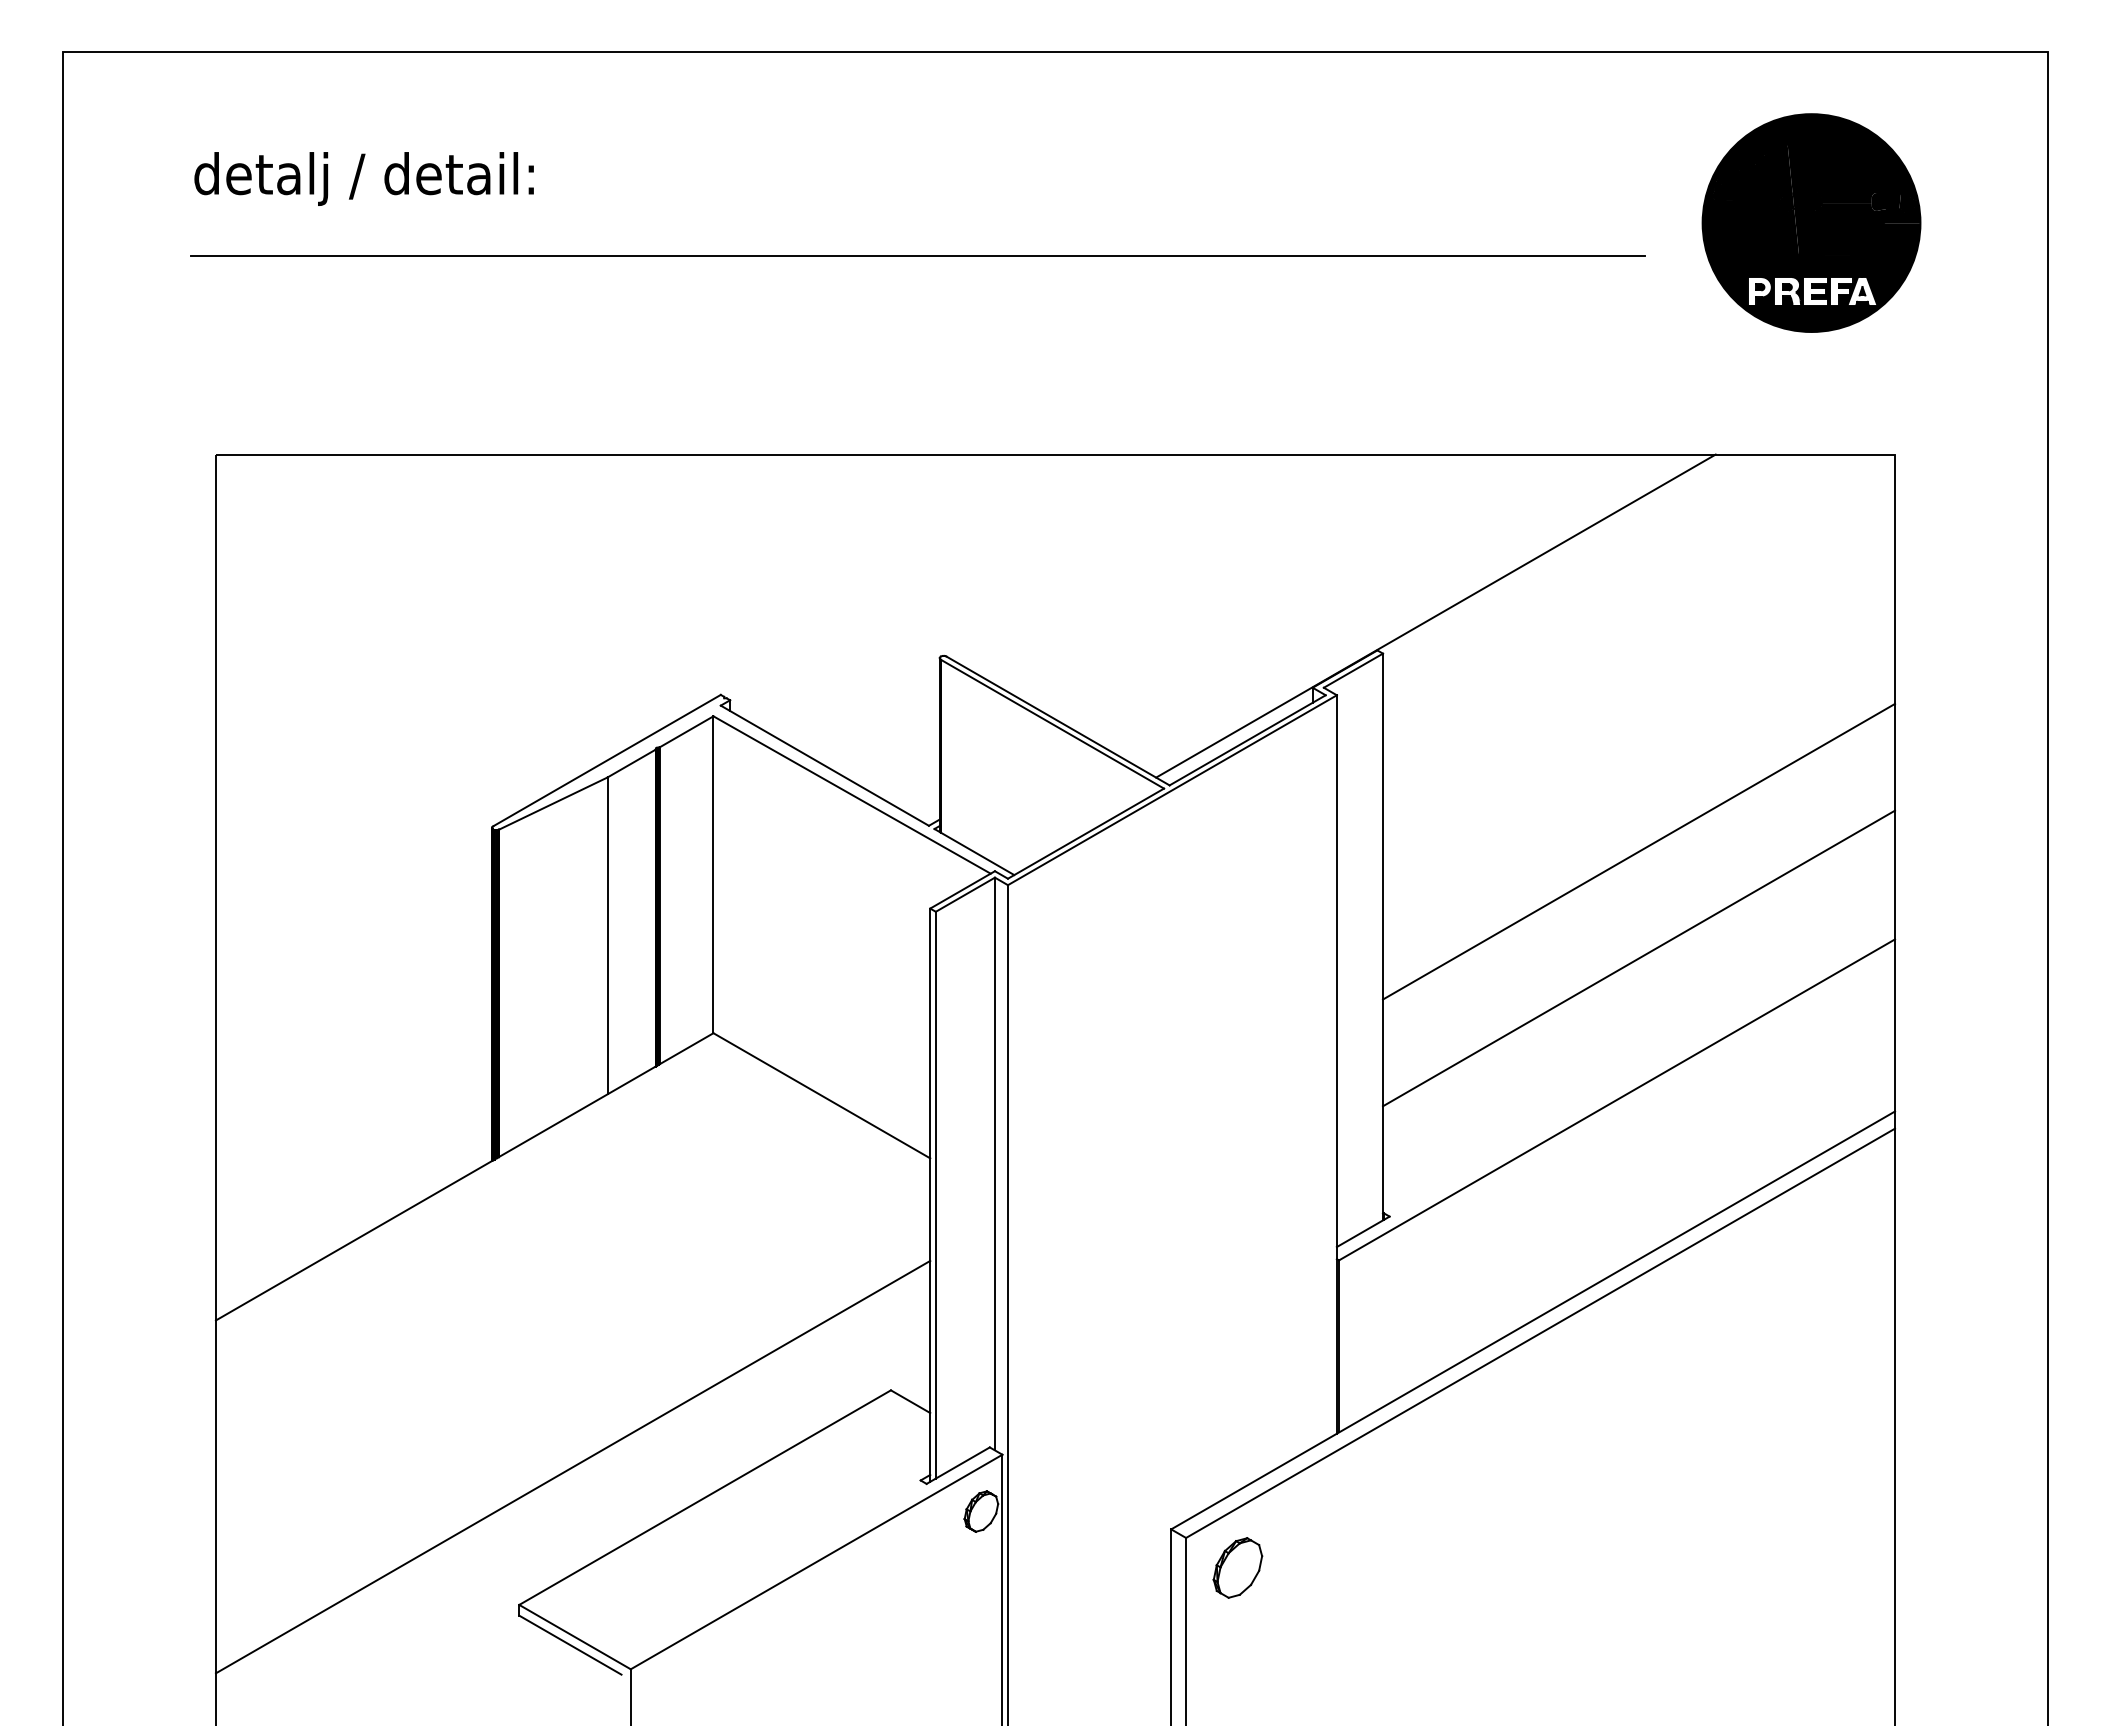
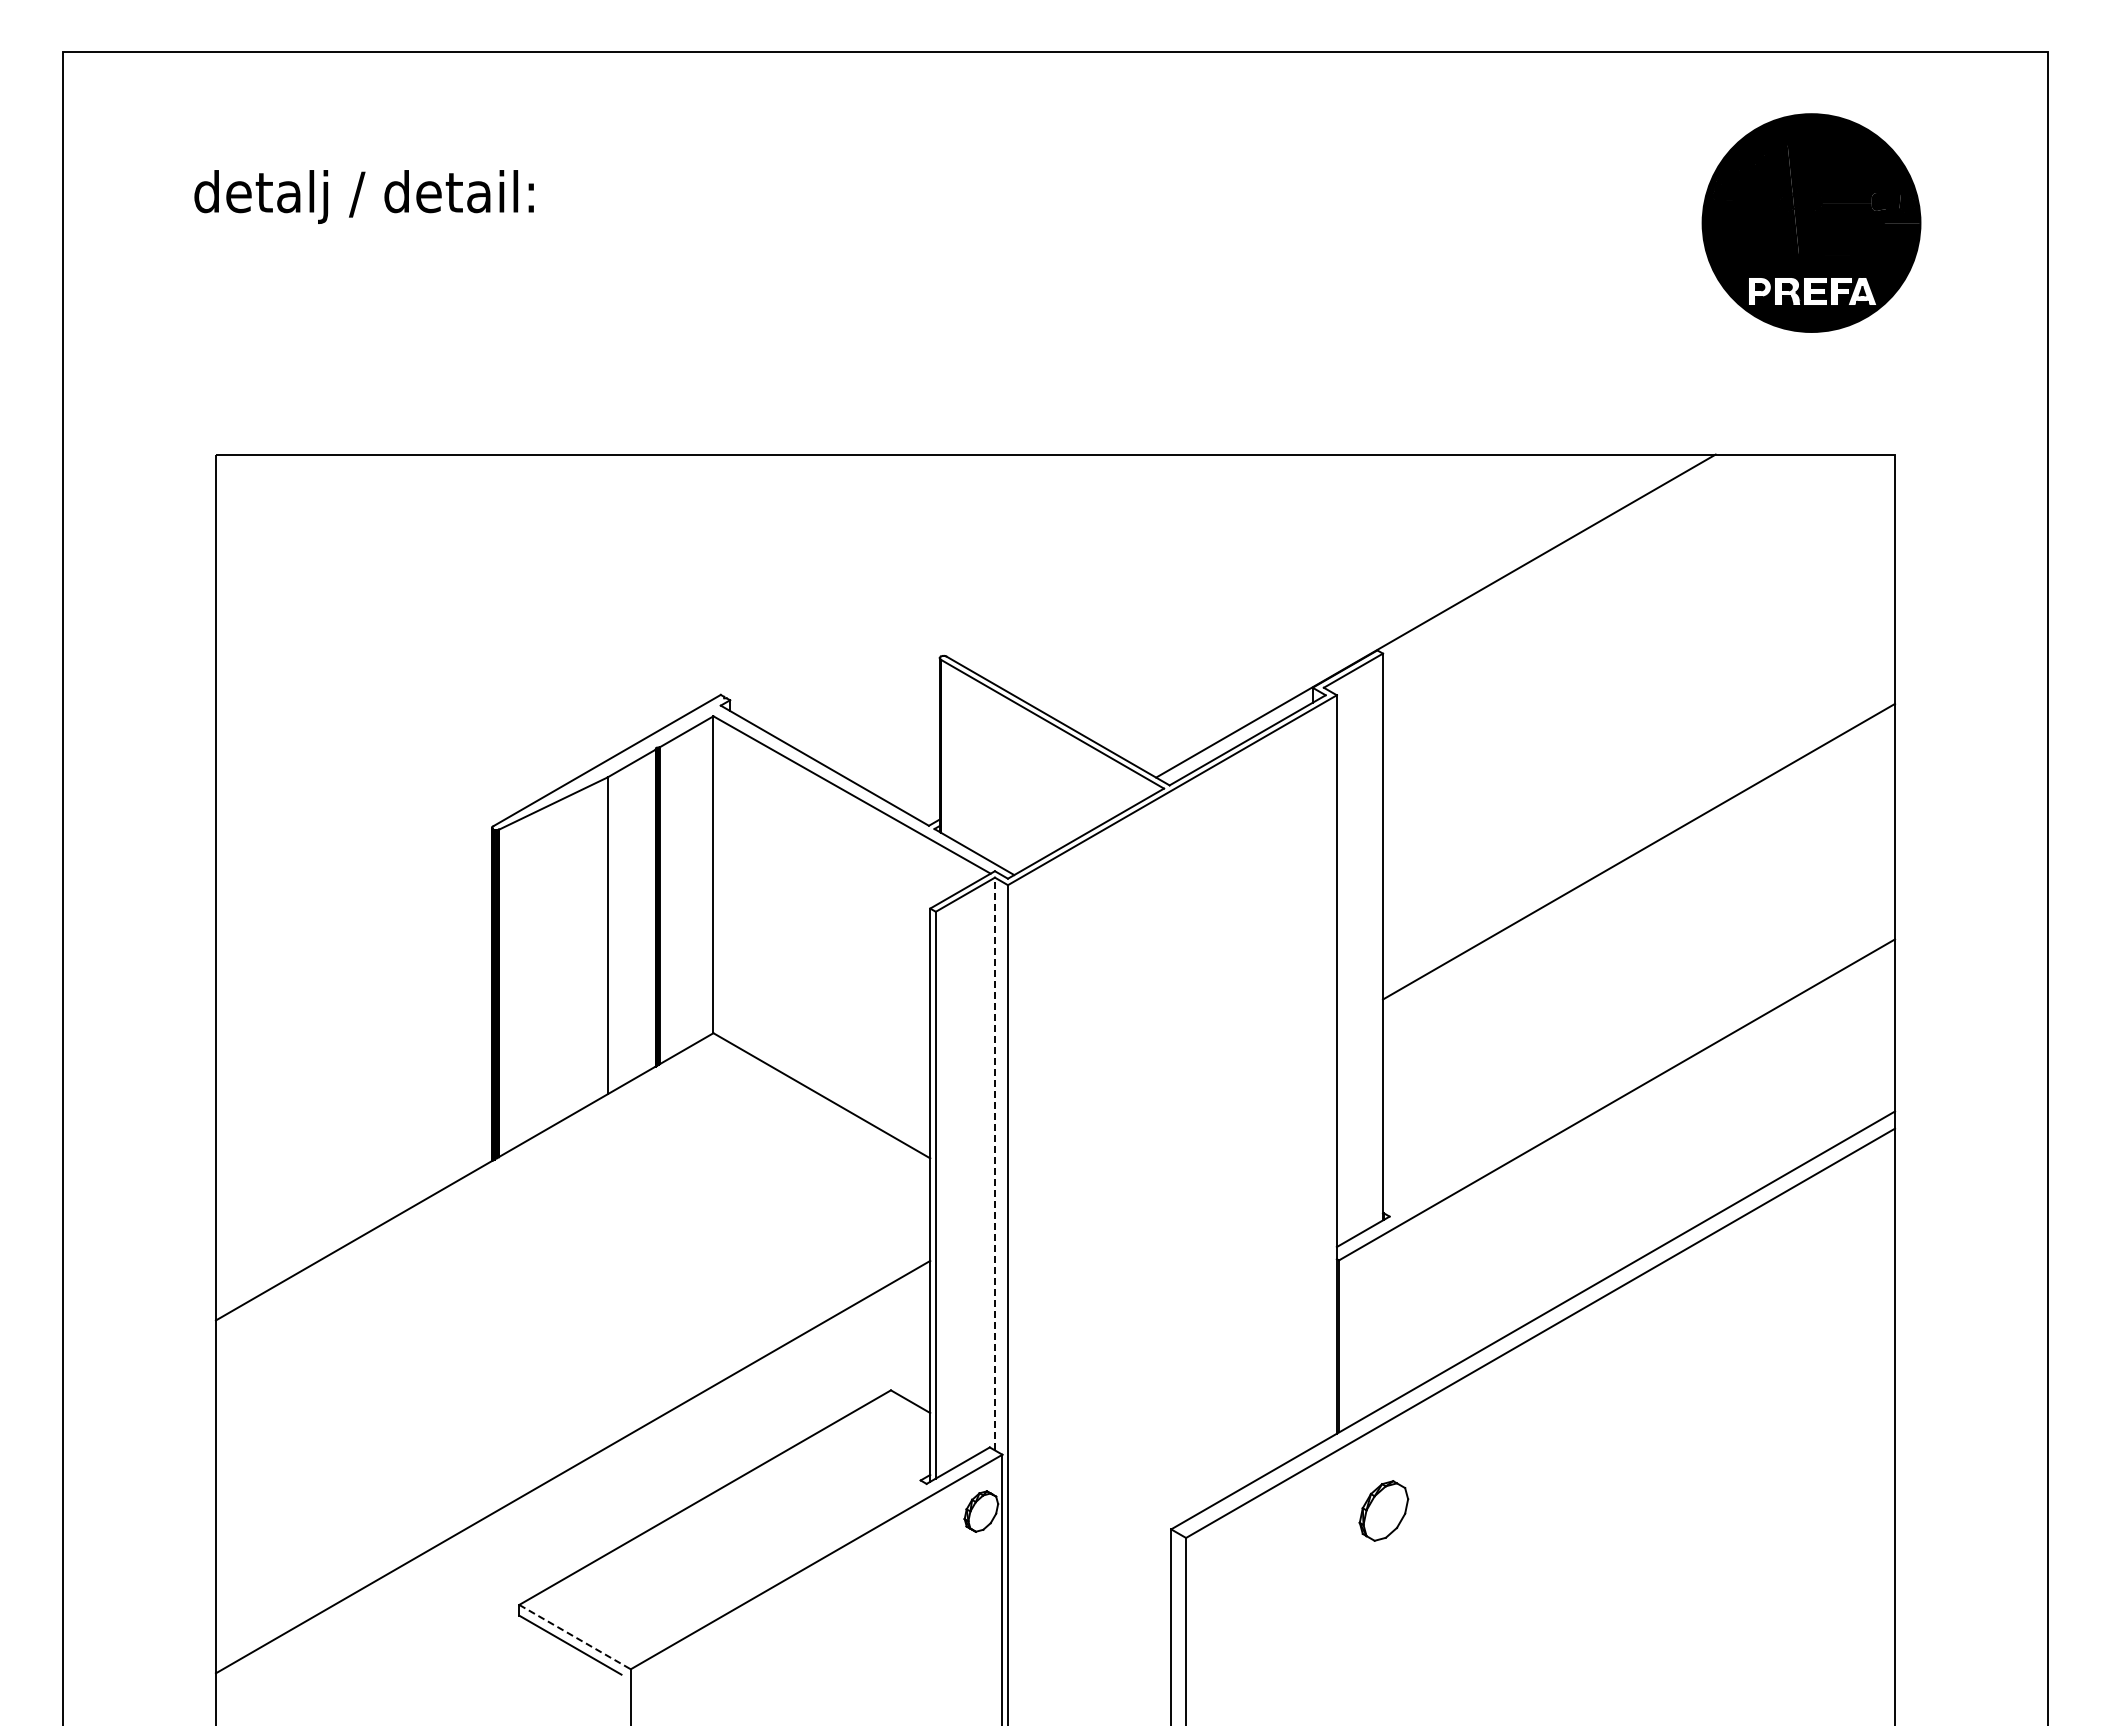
text position: (363, 178) -> (363, 196) (363, 196)
line: present -> none (917, 255)
line: present -> none (1638, 958)
line: solid -> dashed (994, 1163)
part position: (1237, 1567) -> (1383, 1510) (1383, 1510)
line: solid -> dashed (575, 1637)
